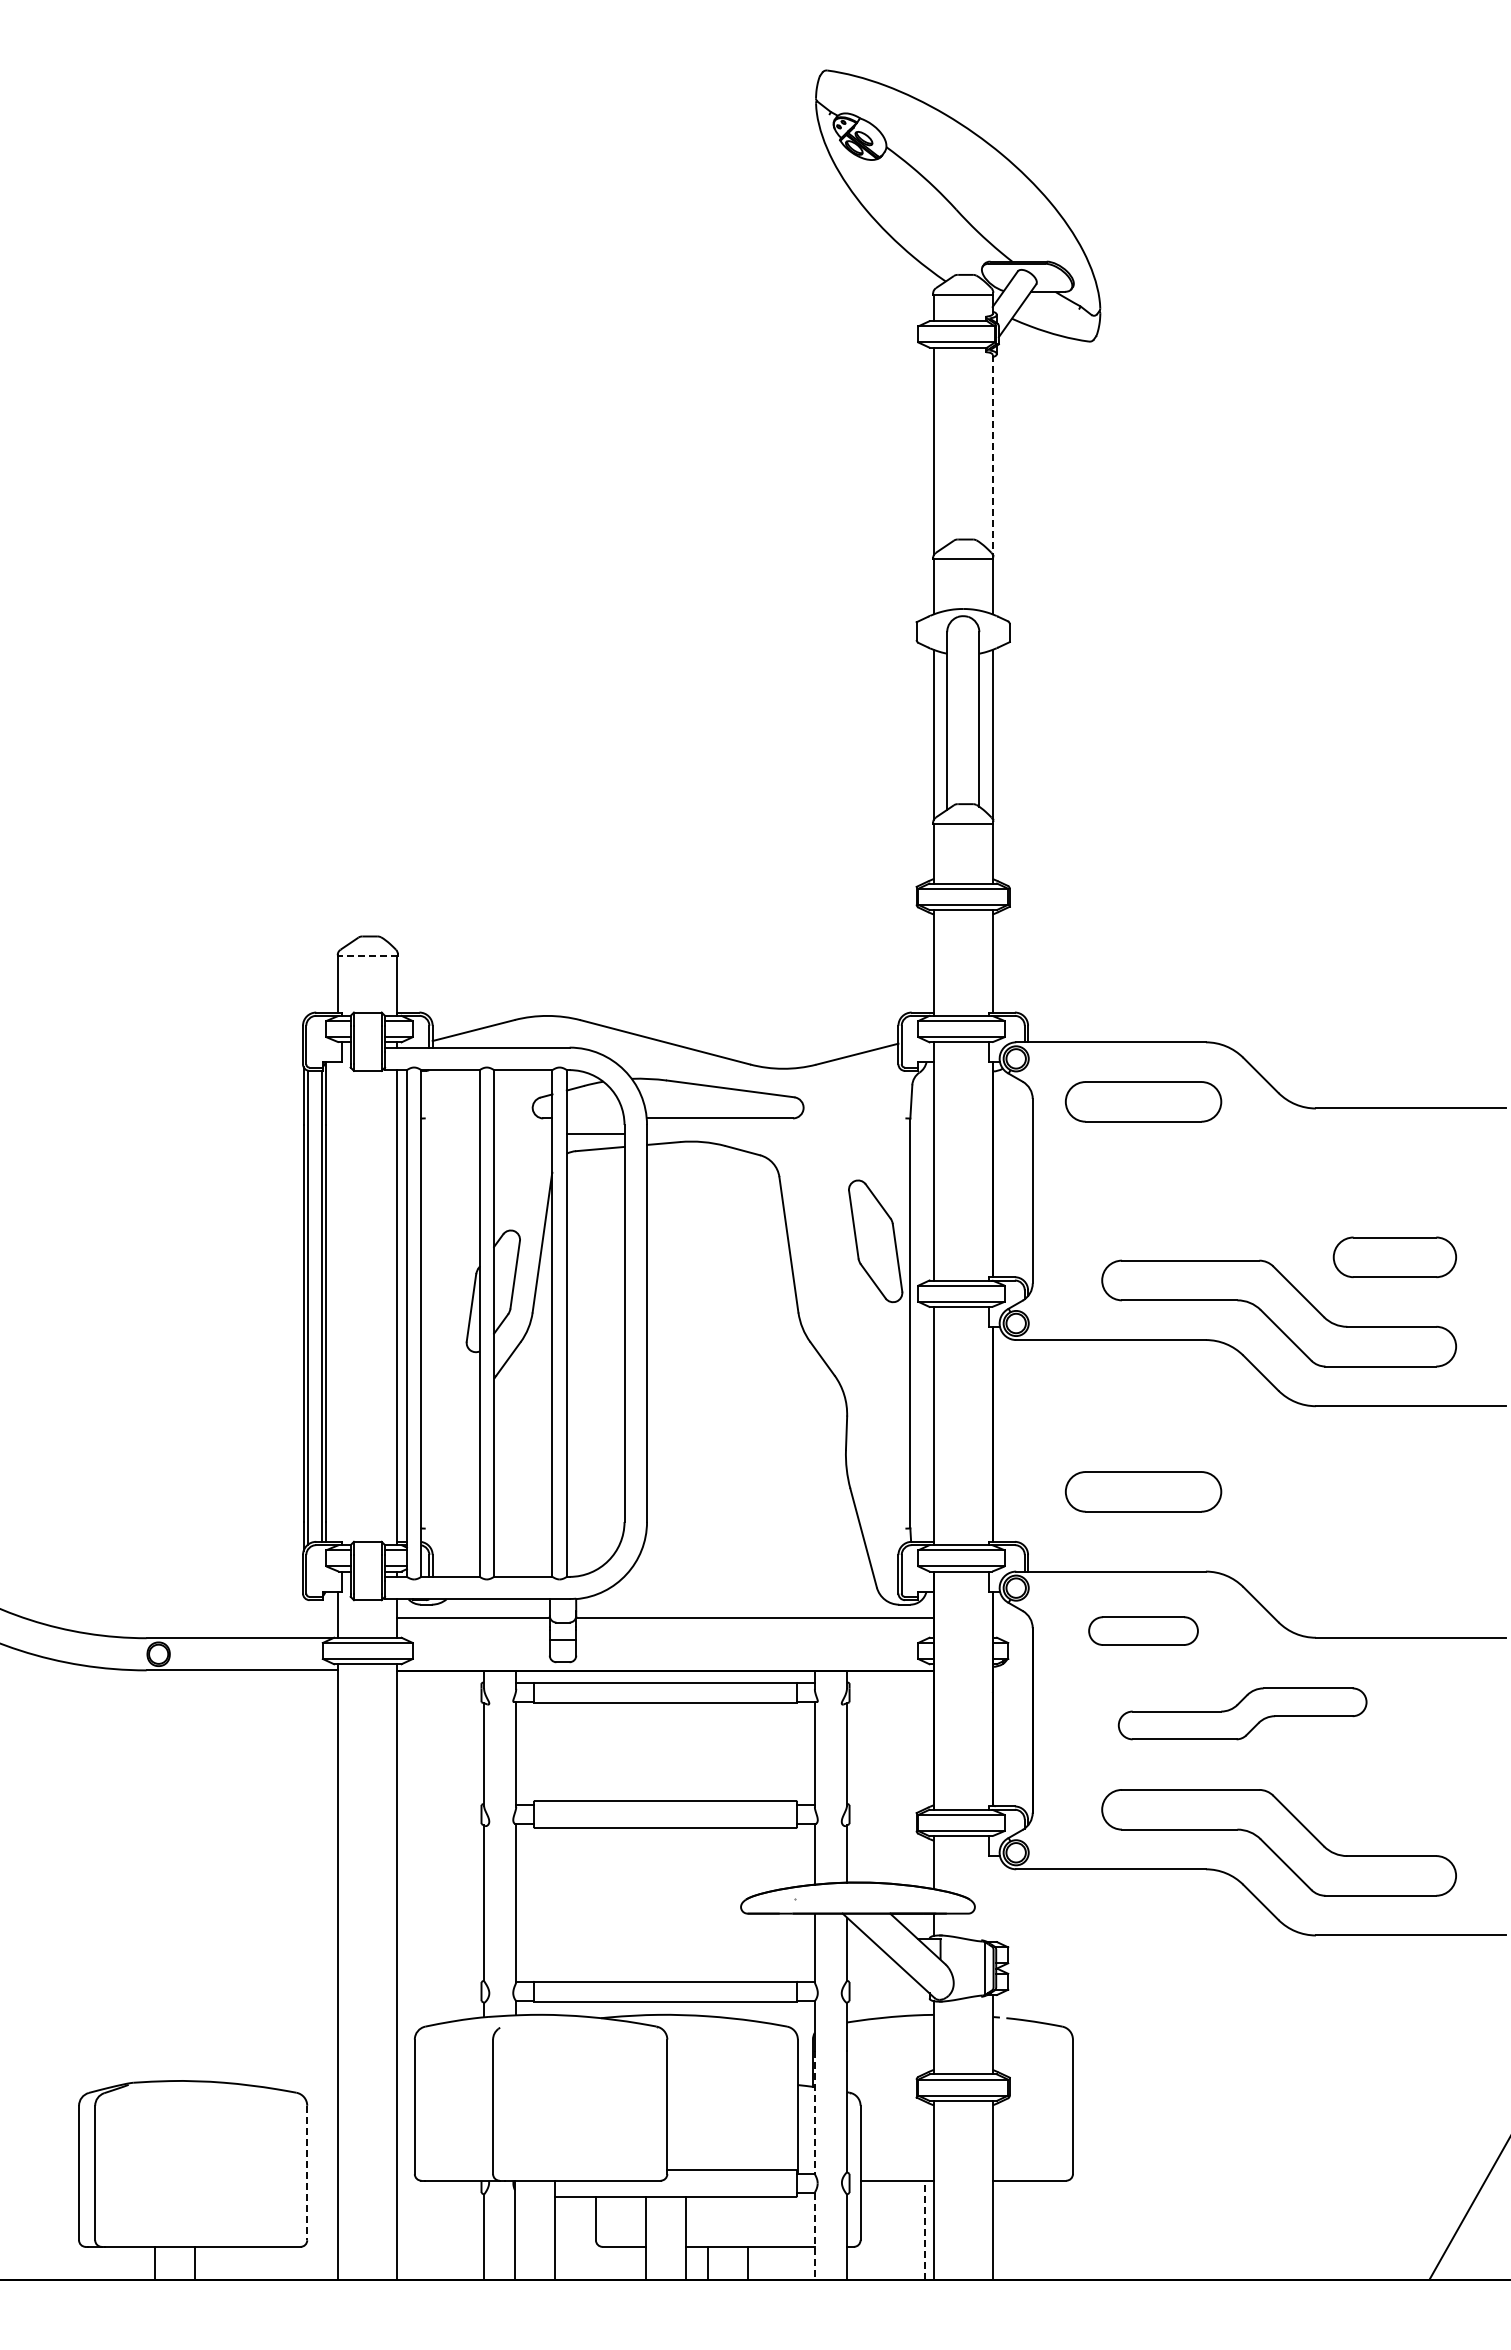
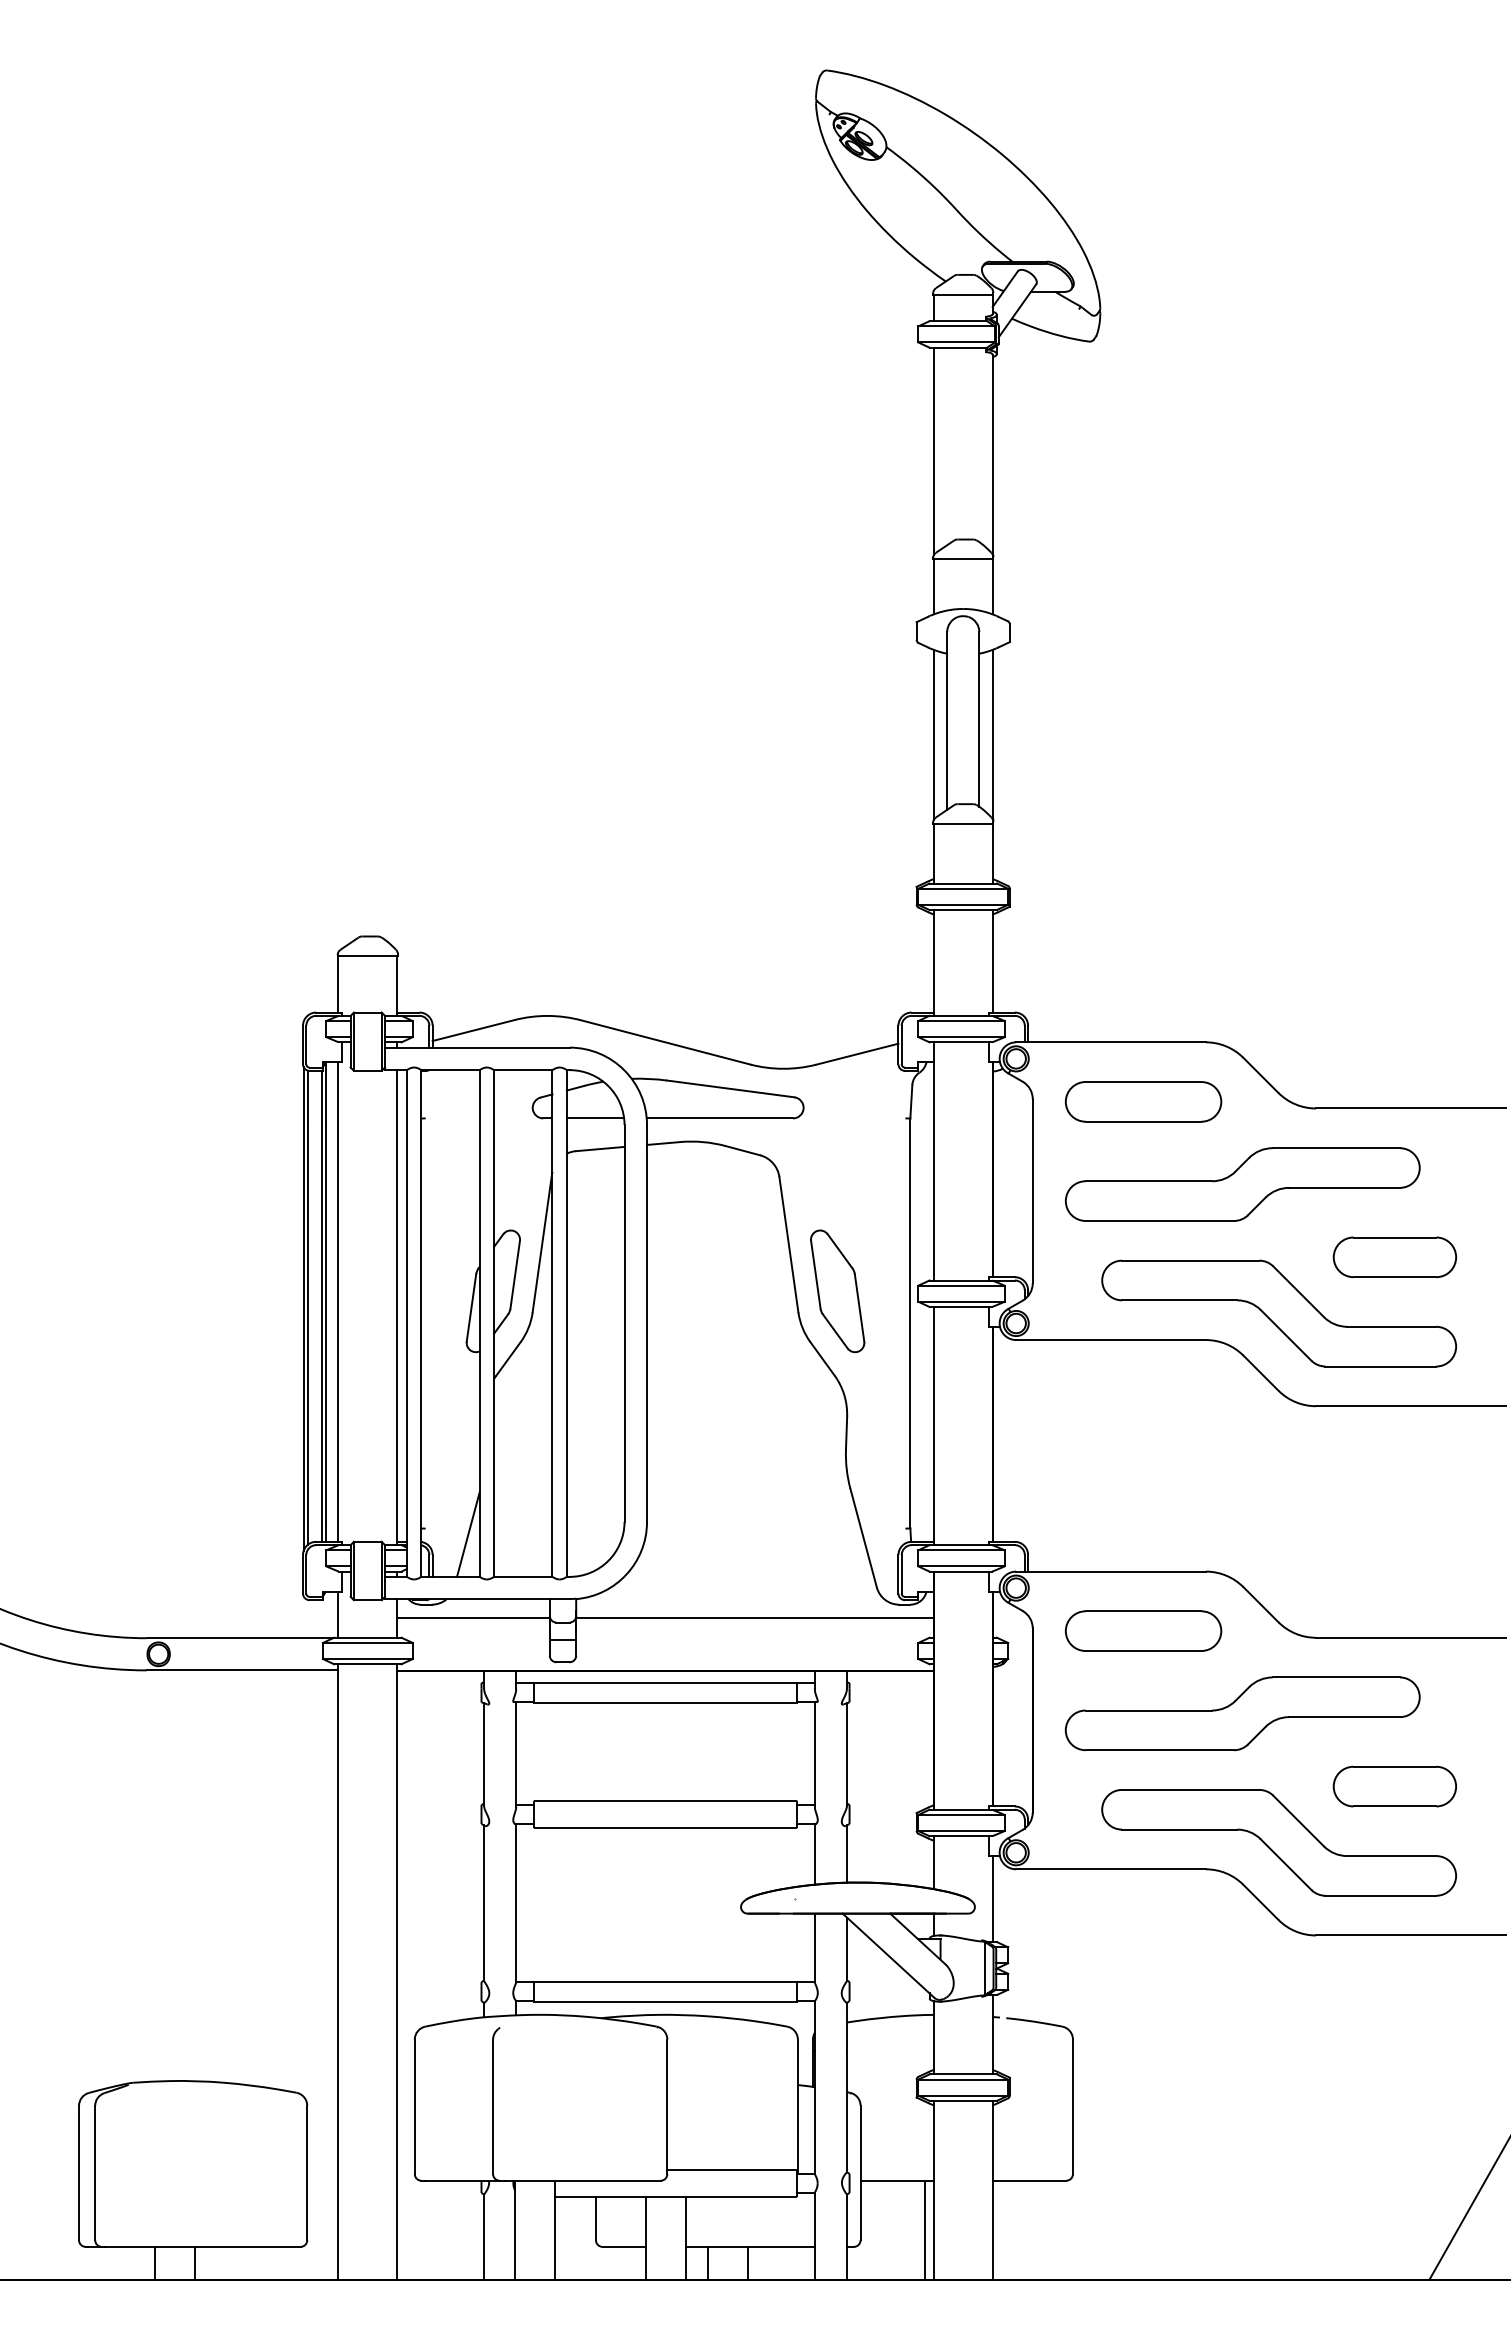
line: dashed -> solid (992, 454)
line: dashed -> solid (367, 956)
line position: (595, 1134) -> (595, 1118) (595, 1118)
part: none -> present (1242, 1184)
part position: (875, 1241) -> (837, 1291) (837, 1291)
line: none -> present (338, 1301)
part: present -> none (1143, 1491)
line: none -> present (468, 1534)
part size: 111x30 px -> 159x42 px (1143, 1630)
part size: 251x54 px -> 357x76 px (1242, 1713)
part: none -> present (1394, 1786)
line: none -> present (992, 1899)
line: dashed -> solid (814, 2113)
line: dashed -> solid (307, 2173)
line: dashed -> solid (925, 2229)
line: dashed -> solid (814, 2236)
